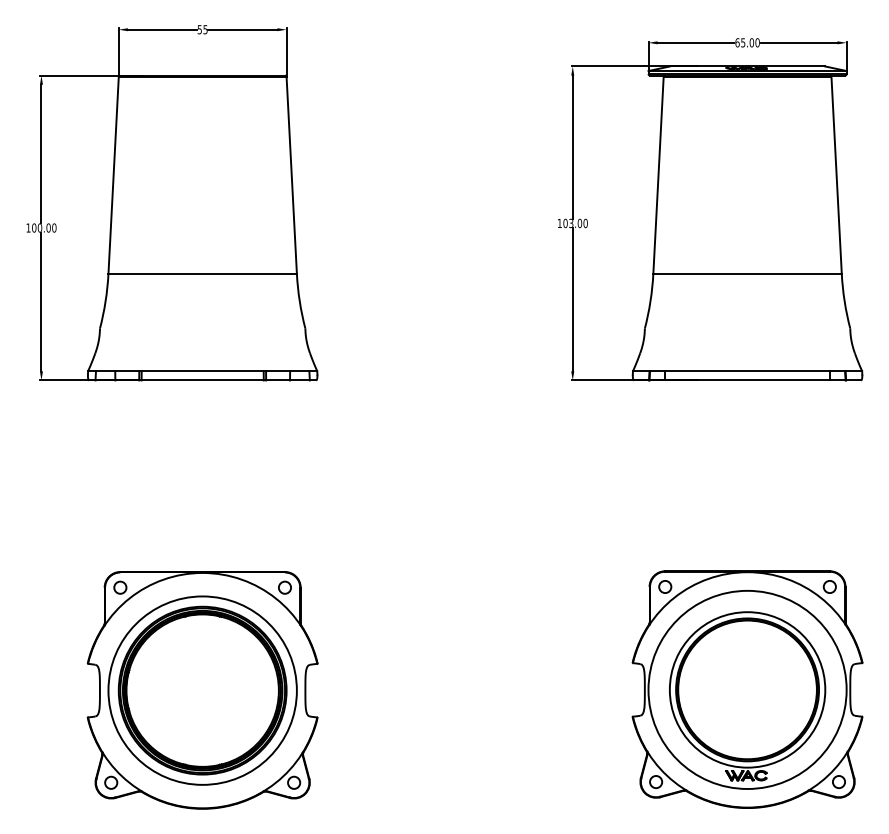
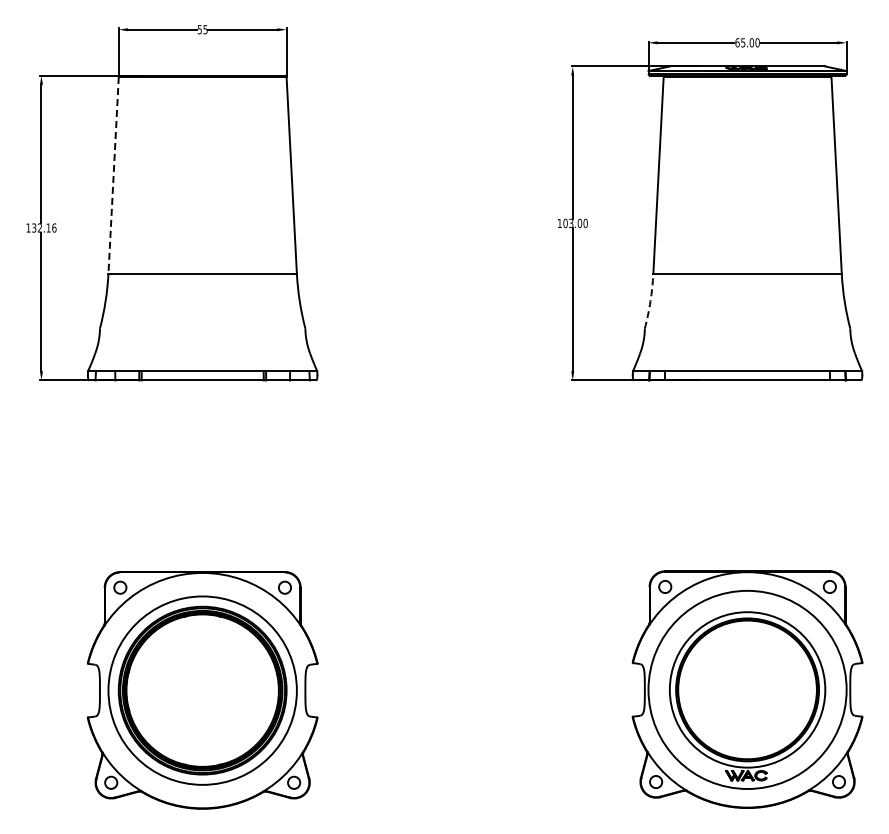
line: solid -> dashed (113, 175)
text: 100.00 -> 132.16 (44, 227)
arc: solid -> dashed (650, 301)
